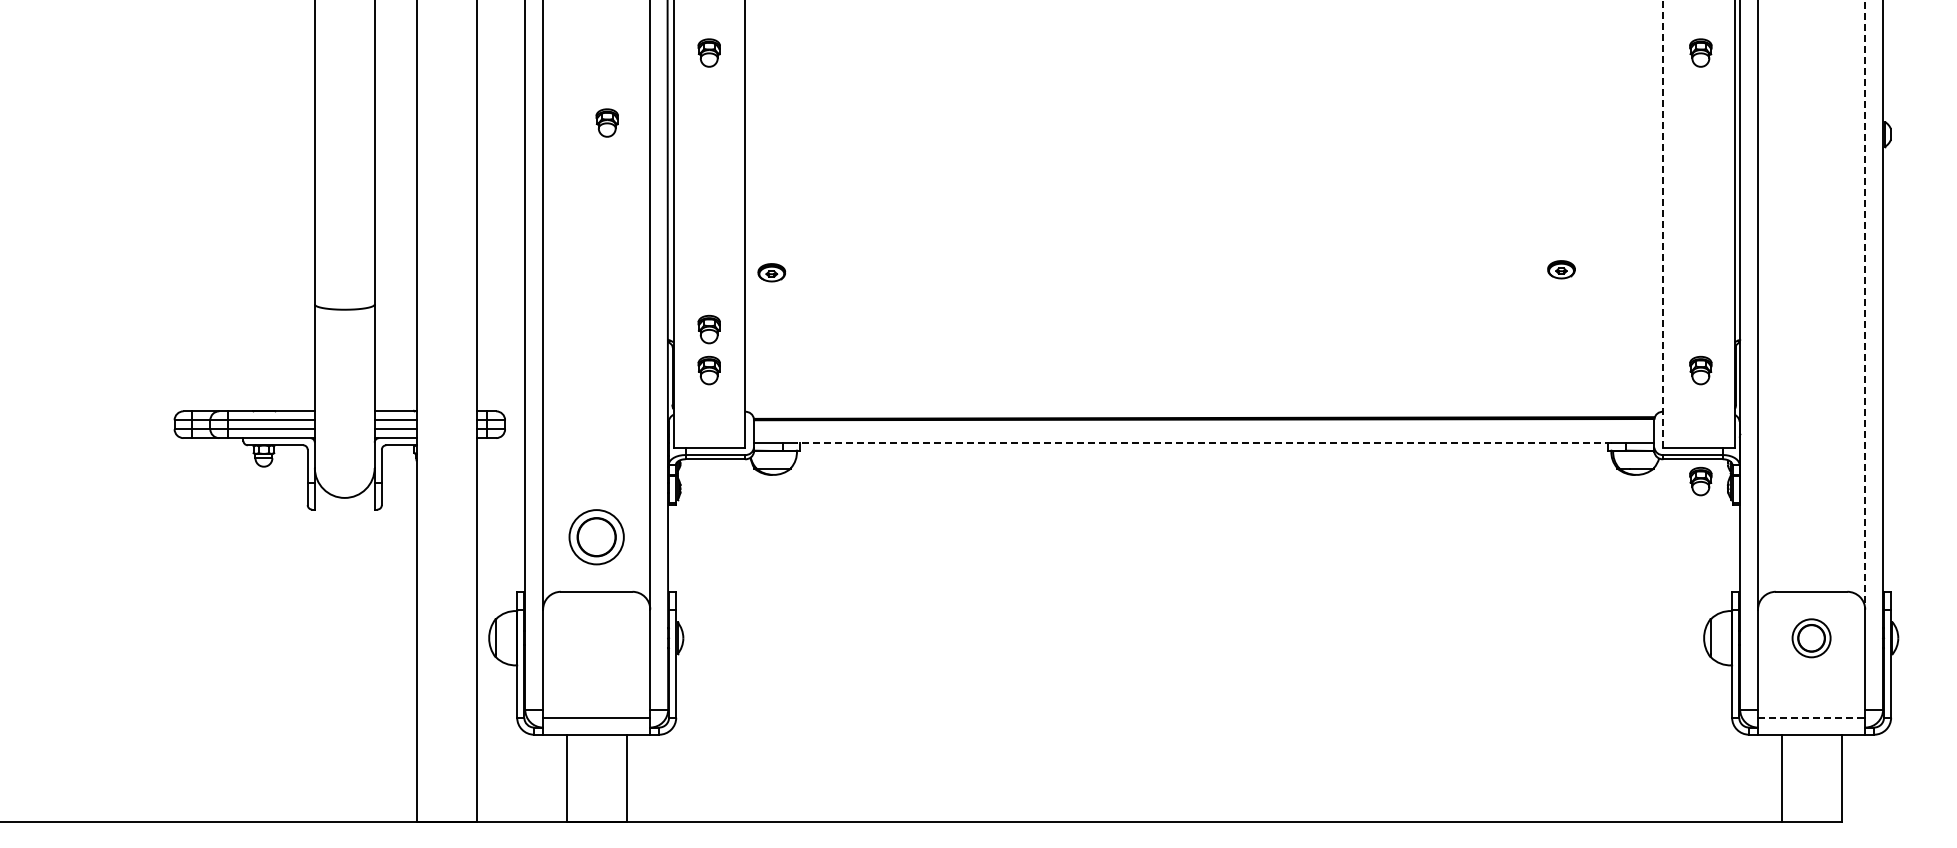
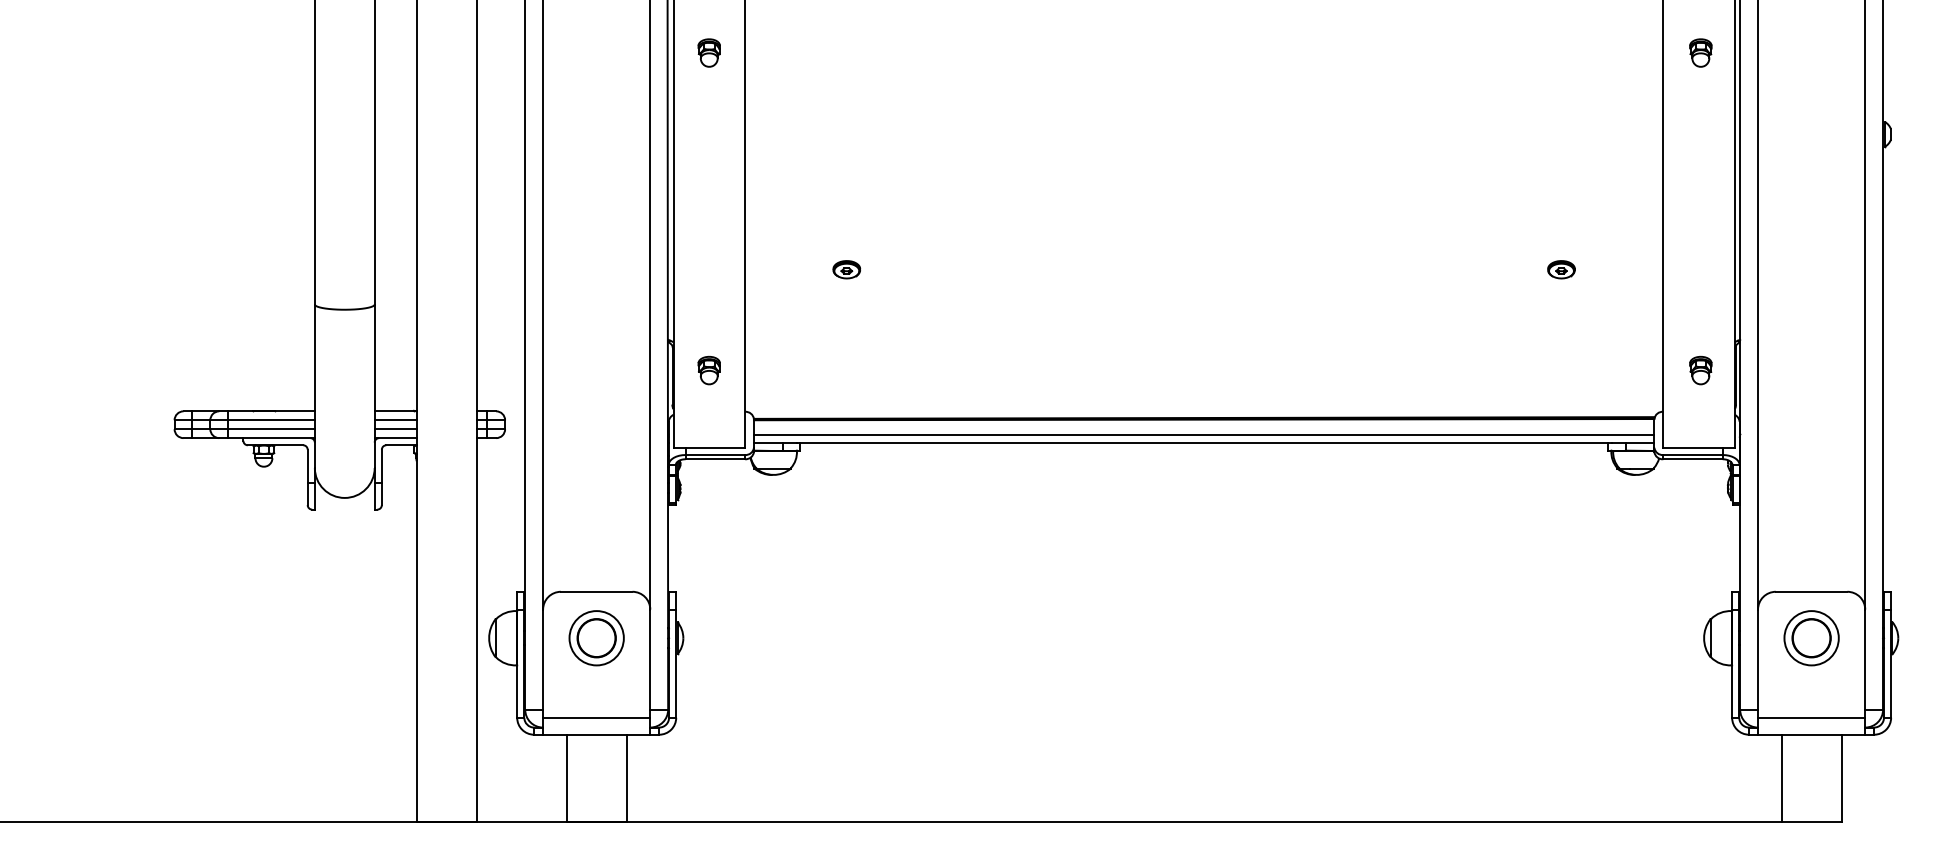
part: present -> none (606, 122)
line: dashed -> solid (1663, 224)
part position: (771, 272) -> (846, 269) (846, 269)
line: dashed -> solid (1865, 304)
part: present -> none (708, 329)
line: none -> present (1203, 434)
line: dashed -> solid (1203, 443)
part: present -> none (1700, 481)
part position: (596, 537) -> (596, 638) (596, 638)
part size: 41x41 px -> 57x57 px (1811, 638)
line: dashed -> solid (1811, 717)
